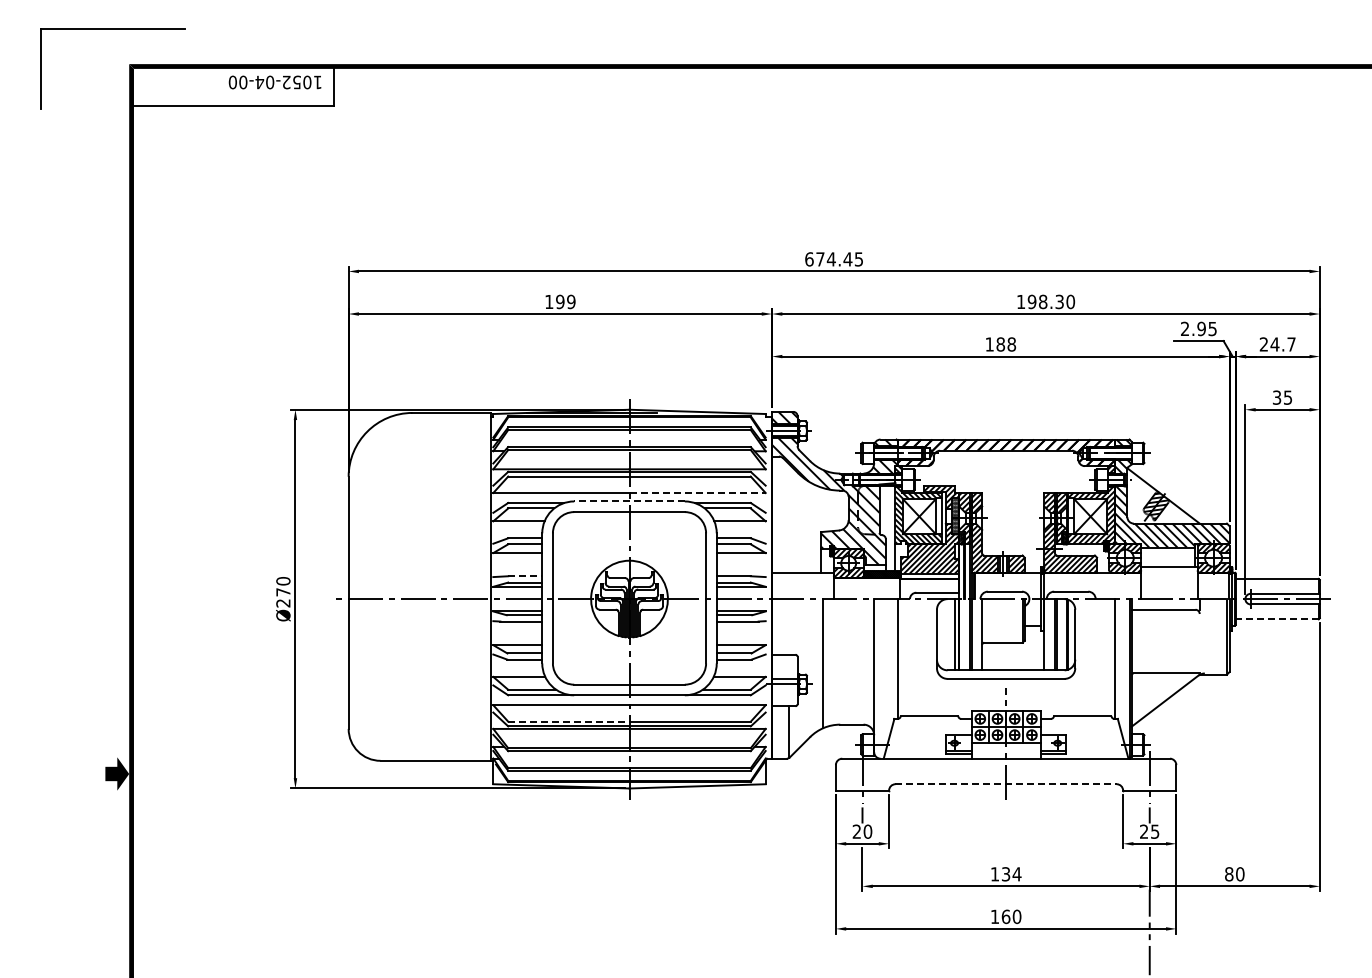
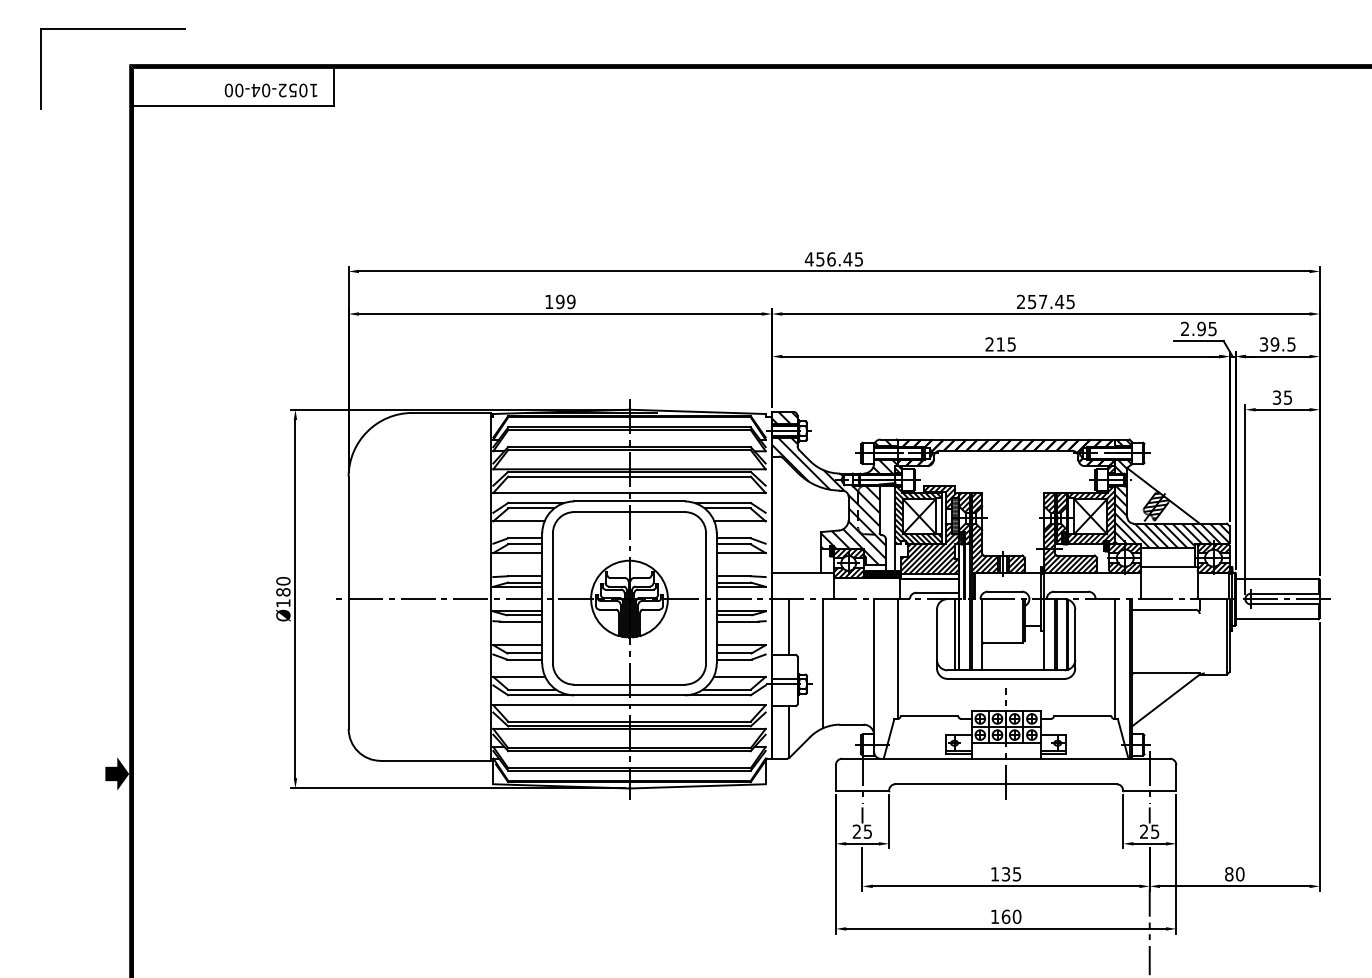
text position: (274, 82) -> (270, 90) (270, 90)
text: 674.45 -> 456.45 (819, 259)
text: 198.30 -> 257.45 (1046, 301)
text: 188 -> 215 (1000, 344)
text: 24.7 -> 39.5 (1277, 344)
line: dashed -> solid (698, 493)
line: dashed -> solid (629, 501)
line: dashed -> solid (525, 576)
text: Ø270 -> Ø180 (283, 597)
line: dashed -> solid (1276, 619)
line: none -> present (788, 626)
line: dashed -> solid (568, 721)
line: dashed -> solid (1006, 784)
text: 20 -> 25 (867, 831)
text: 134 -> 135 (1016, 874)
